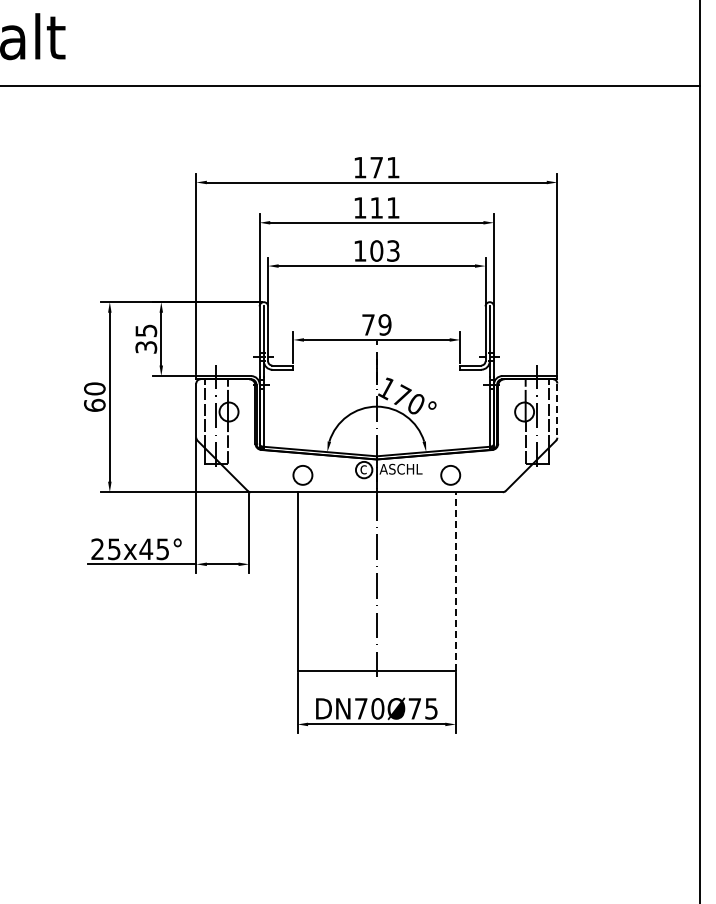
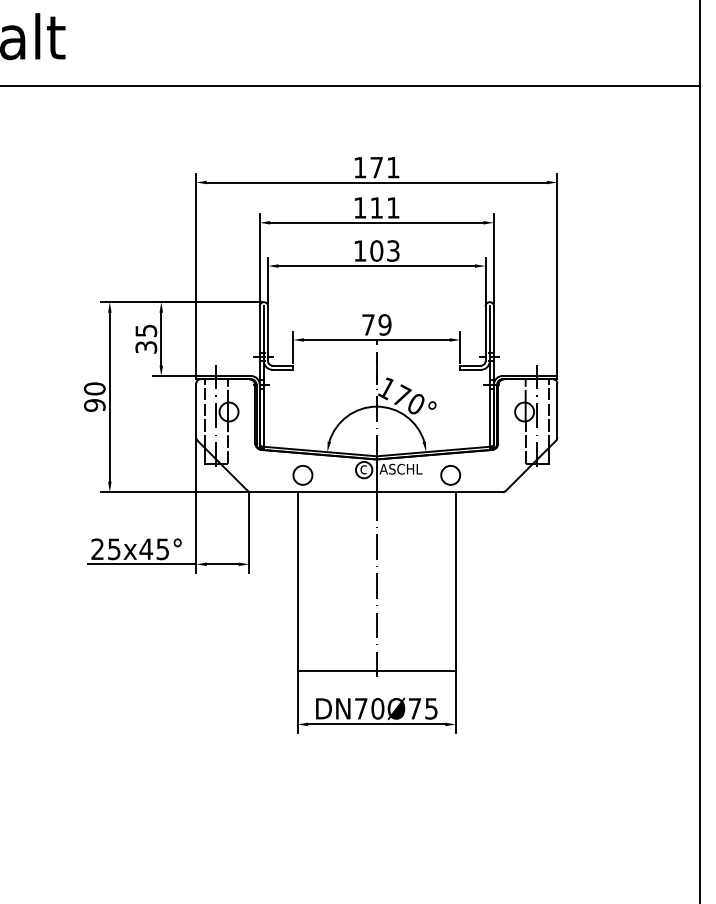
text: 60 -> 90 (94, 405)
line: dashed -> solid (557, 411)
line: dashed -> solid (455, 580)
